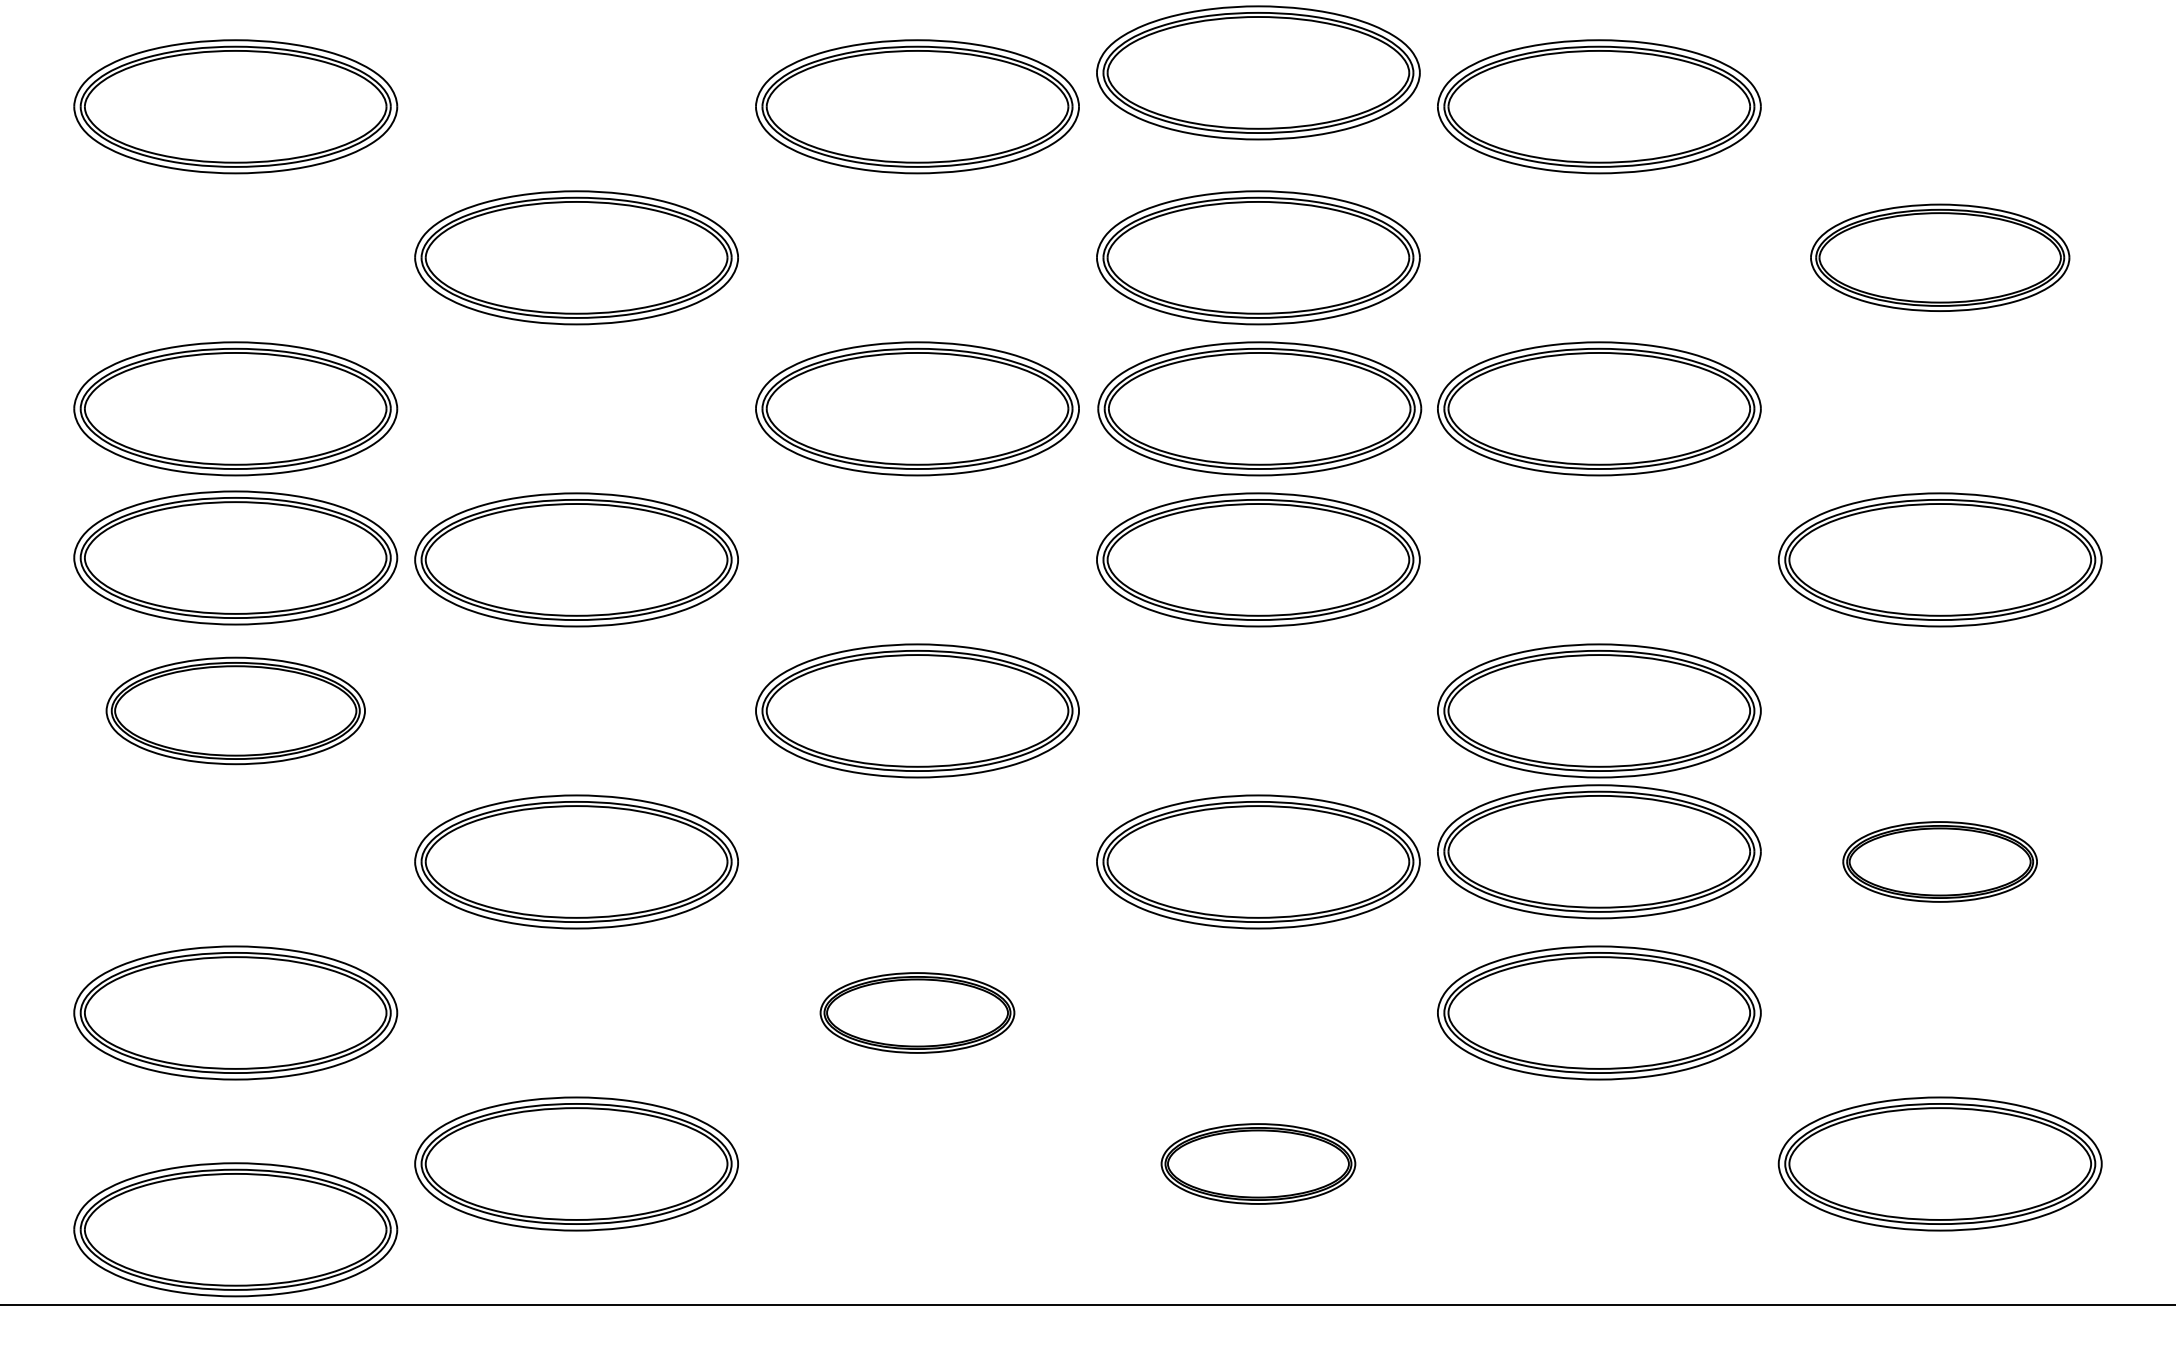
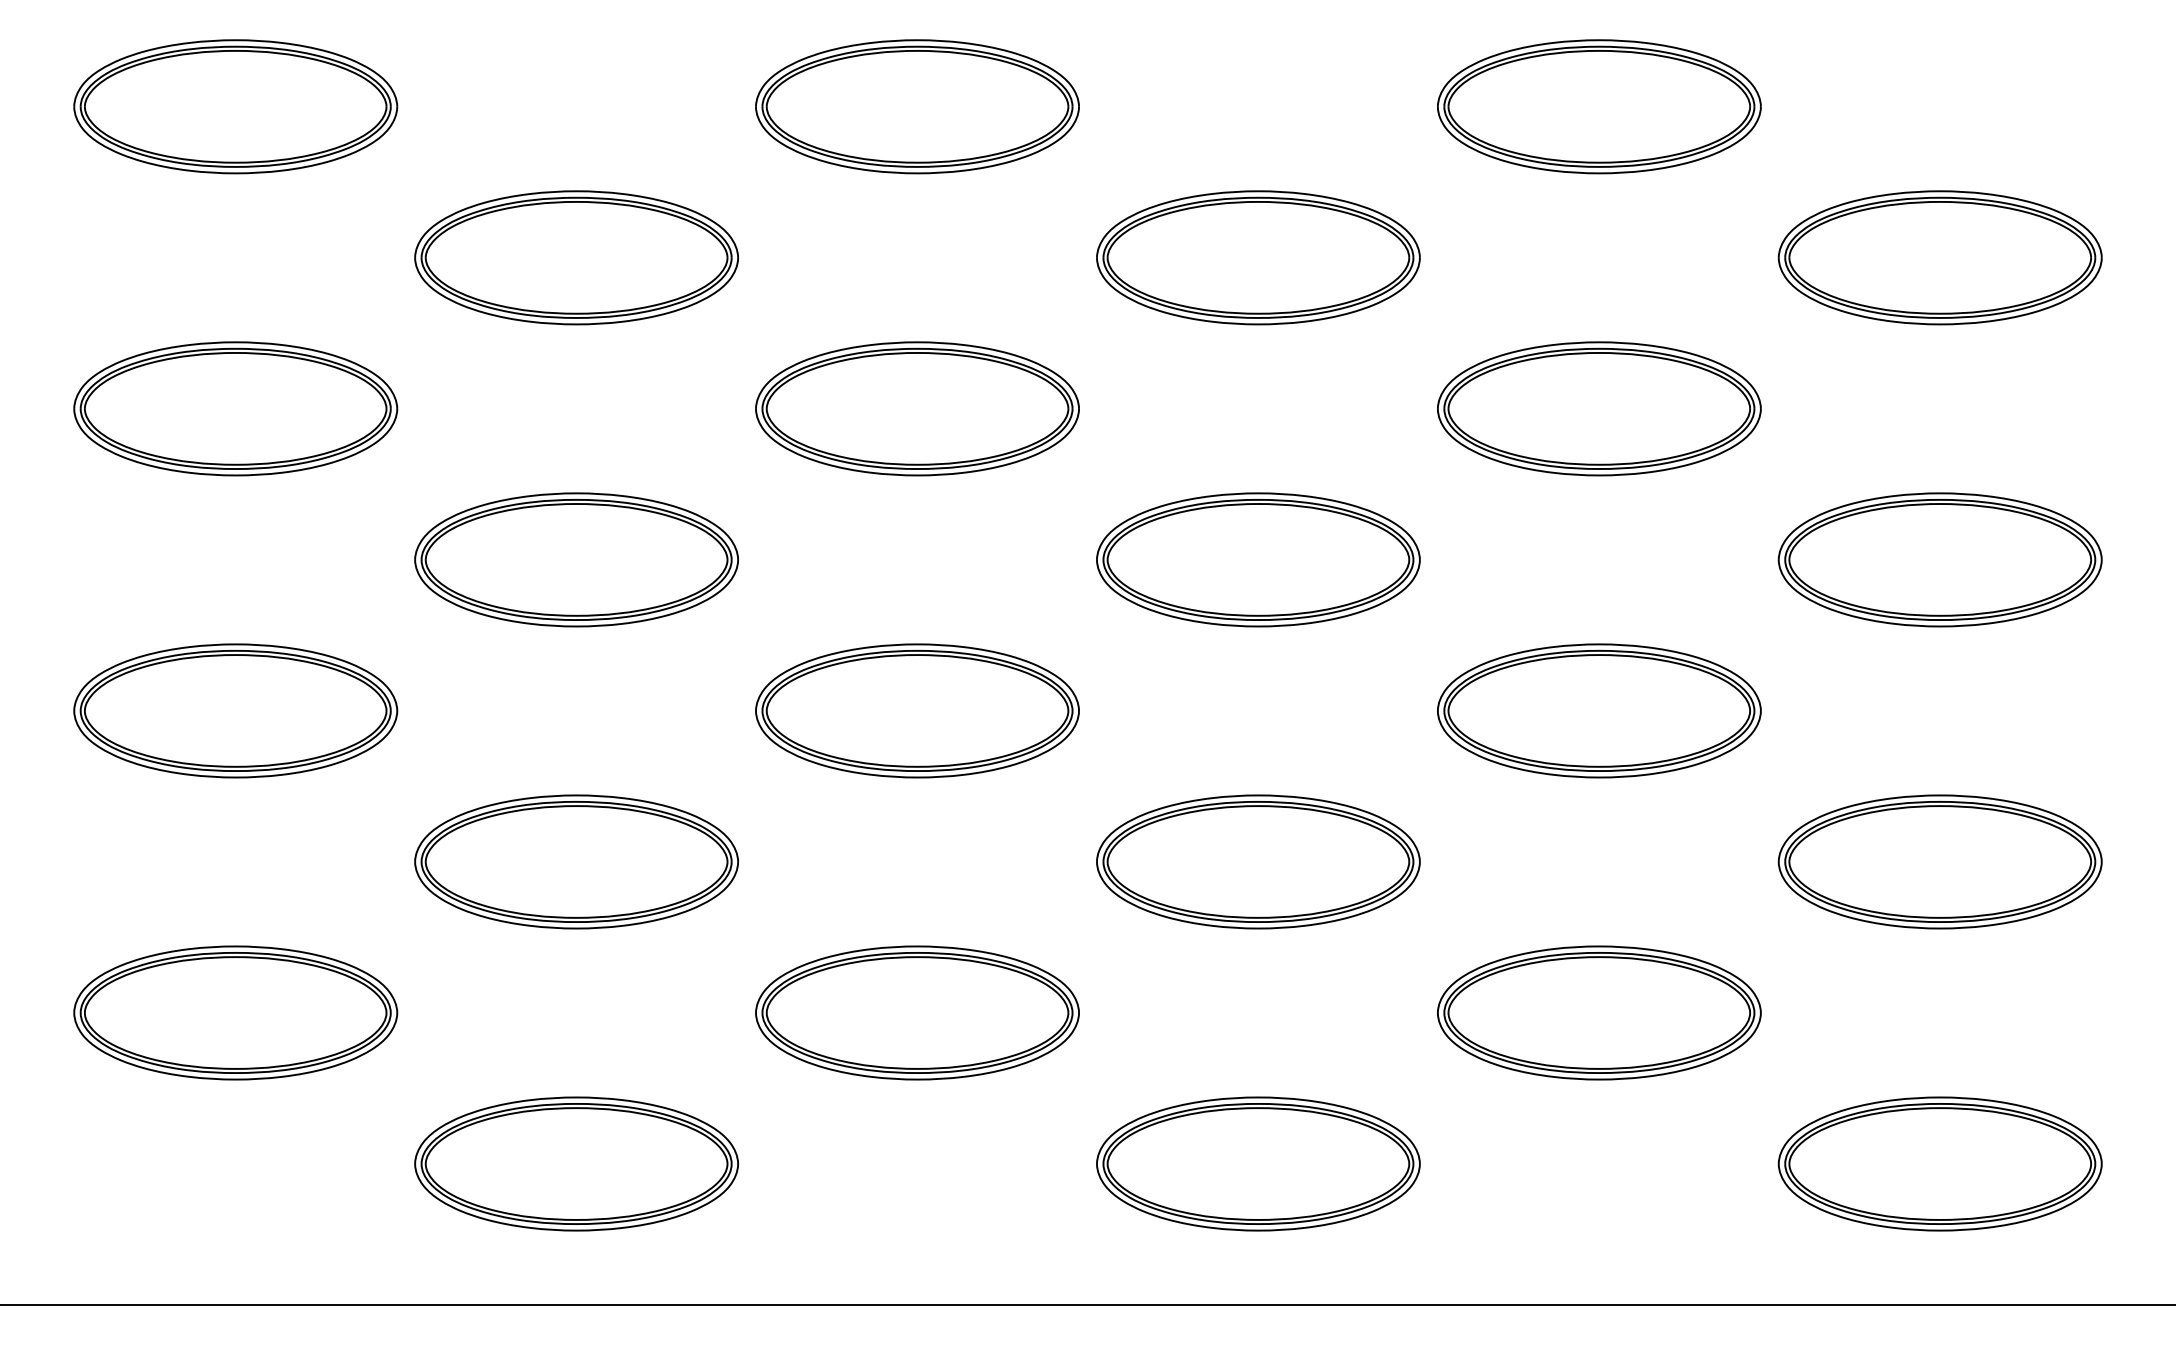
part: present -> none (1258, 72)
part size: 261x109 px -> 326x136 px (1939, 257)
part: present -> none (1259, 408)
part: present -> none (235, 557)
part size: 261x110 px -> 326x136 px (235, 710)
part: present -> none (1599, 851)
part size: 196x82 px -> 326x136 px (1939, 861)
part size: 197x82 px -> 325x136 px (917, 1012)
part size: 197x82 px -> 325x136 px (1258, 1163)
part: present -> none (235, 1229)
